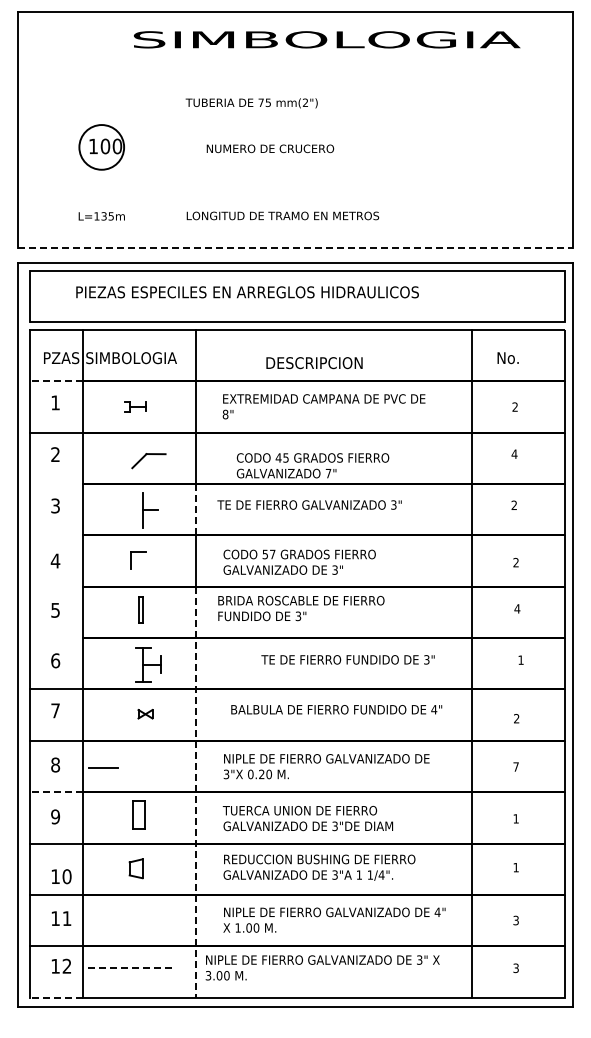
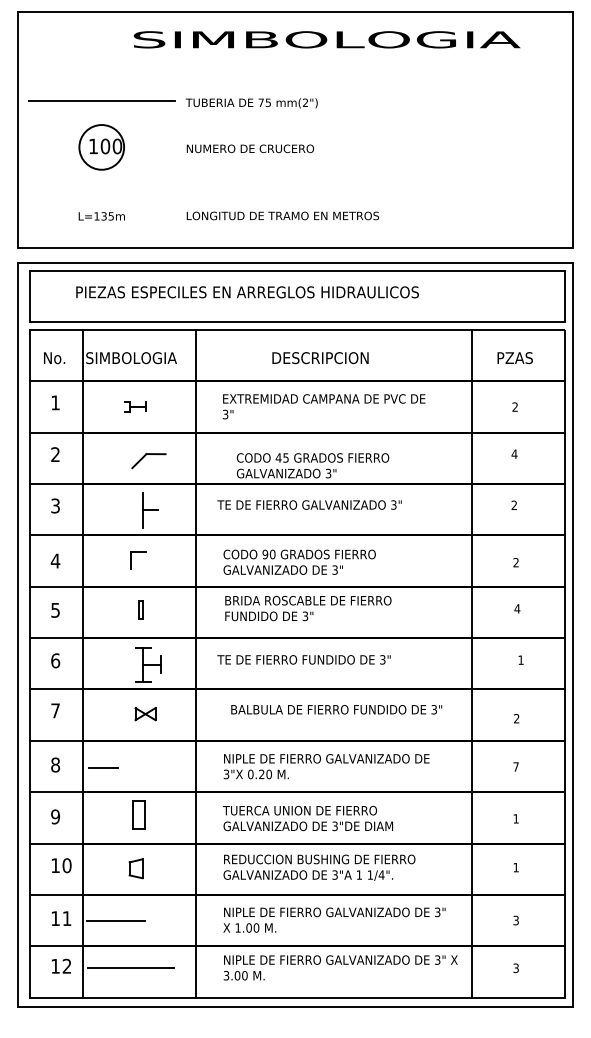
line: none -> present (101, 101)
text position: (270, 148) -> (250, 148) (250, 148)
line: dashed -> solid (295, 247)
text: PZAS -> No. (62, 358)
text: No. -> PZAS (515, 358)
text position: (314, 363) -> (320, 358) (320, 358)
line: dashed -> solid (56, 381)
text: 8" -> 3" (225, 414)
text: 7" -> 3" (328, 473)
line: none -> present (56, 484)
line: dashed -> solid (195, 509)
line: none -> present (56, 535)
text: 57 -> 90 (268, 554)
line: none -> present (56, 586)
text position: (301, 608) -> (308, 608) (308, 608)
part size: 6x28 px -> 6x20 px (140, 609)
line: none -> present (56, 638)
text position: (347, 659) -> (303, 659) (303, 659)
text: 4" -> 3" (434, 709)
part size: 17x11 px -> 23x15 px (145, 714)
line: dashed -> solid (56, 792)
line: dashed -> solid (195, 792)
text position: (61, 876) -> (61, 865) (61, 865)
text: 4" -> 3" (437, 912)
line: none -> present (115, 920)
text position: (322, 967) -> (340, 967) (340, 967)
line: dashed -> solid (131, 968)
line: dashed -> solid (56, 997)
